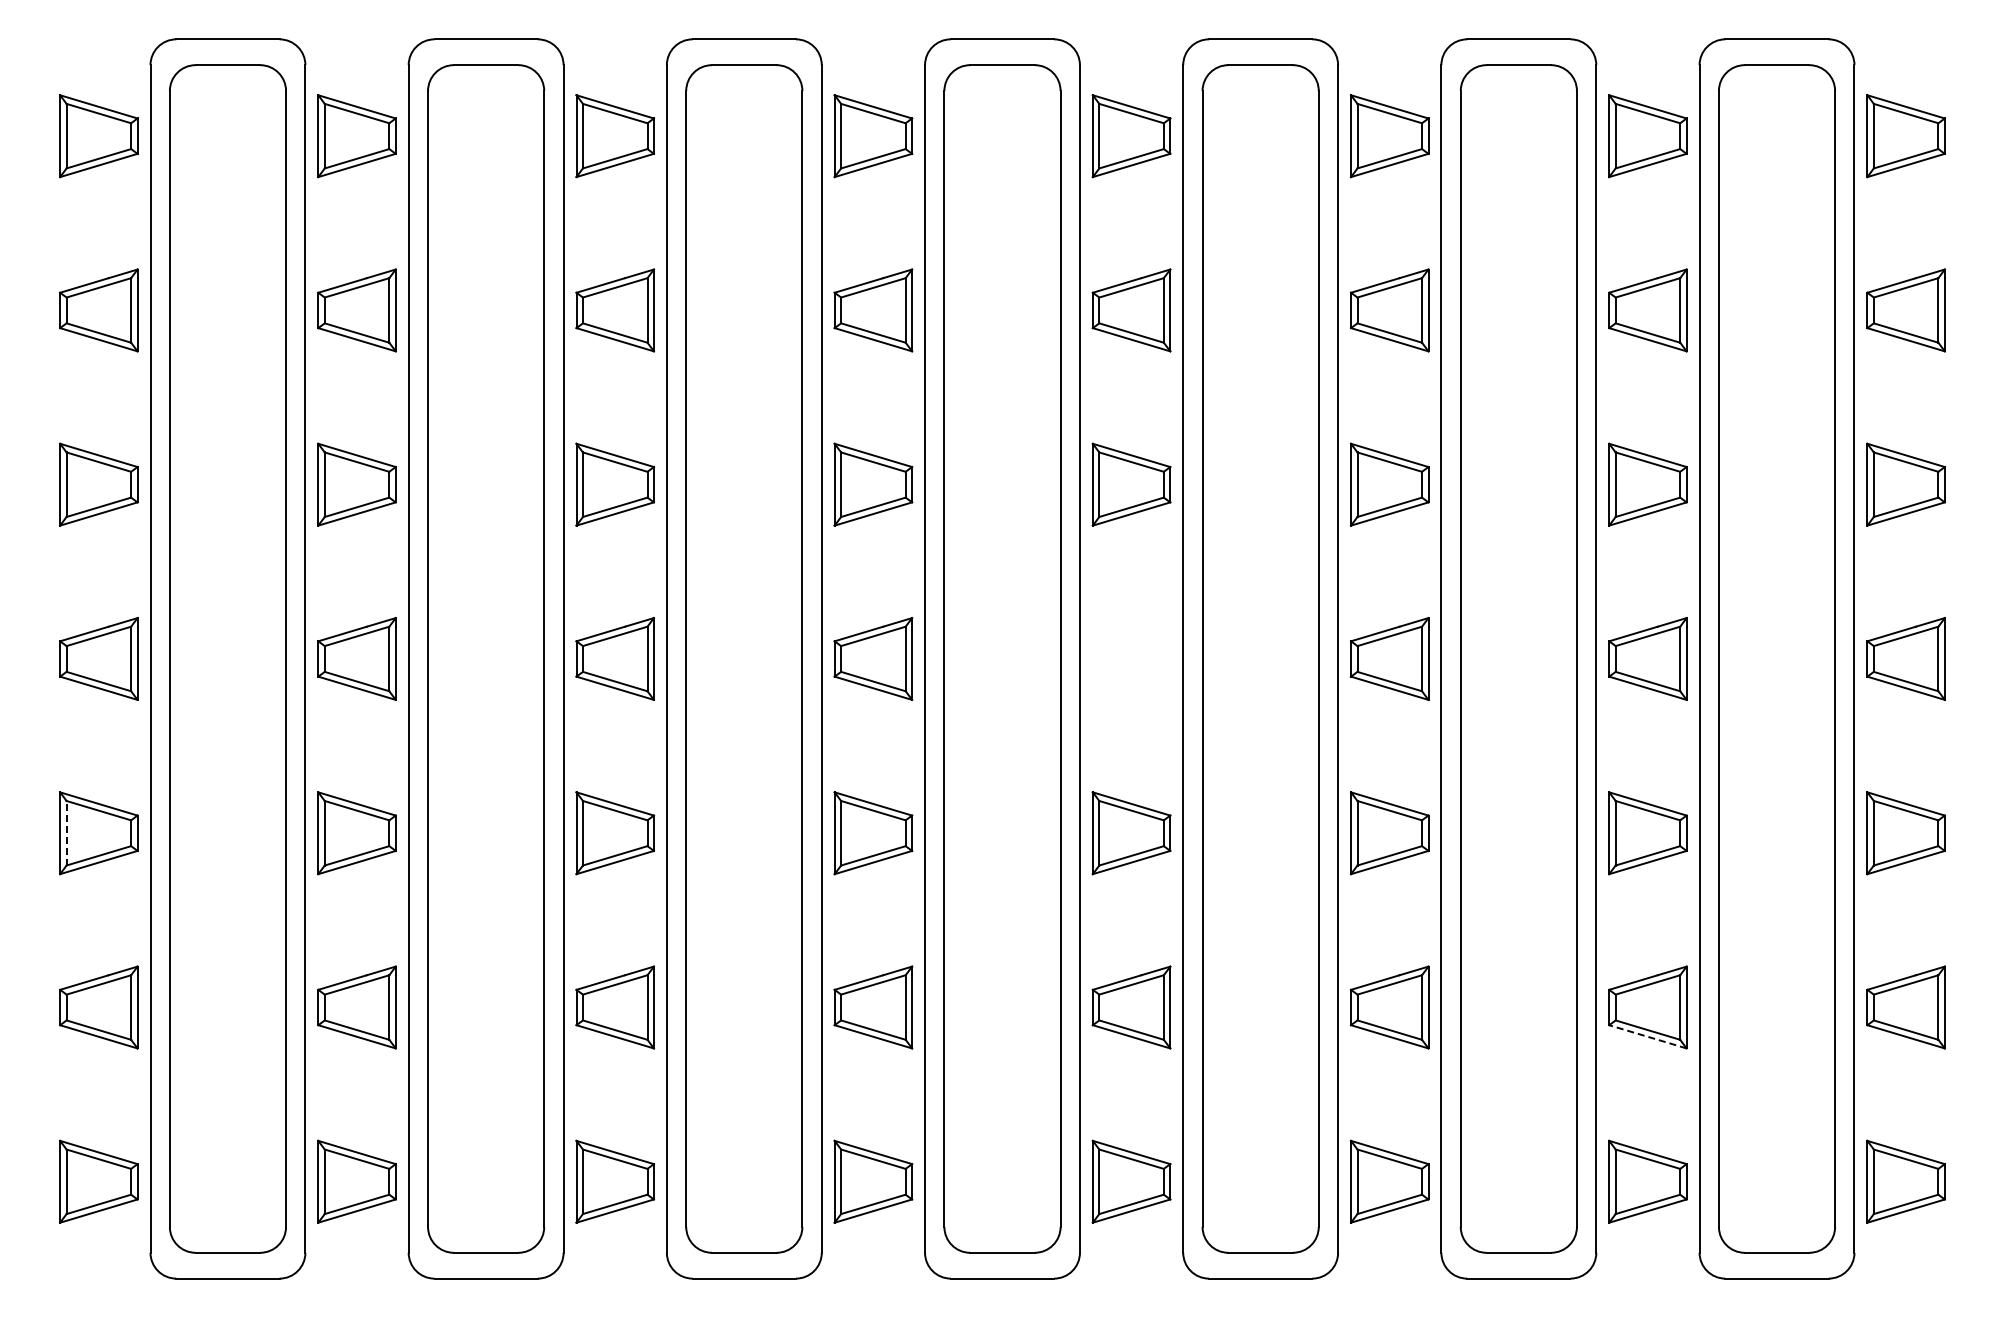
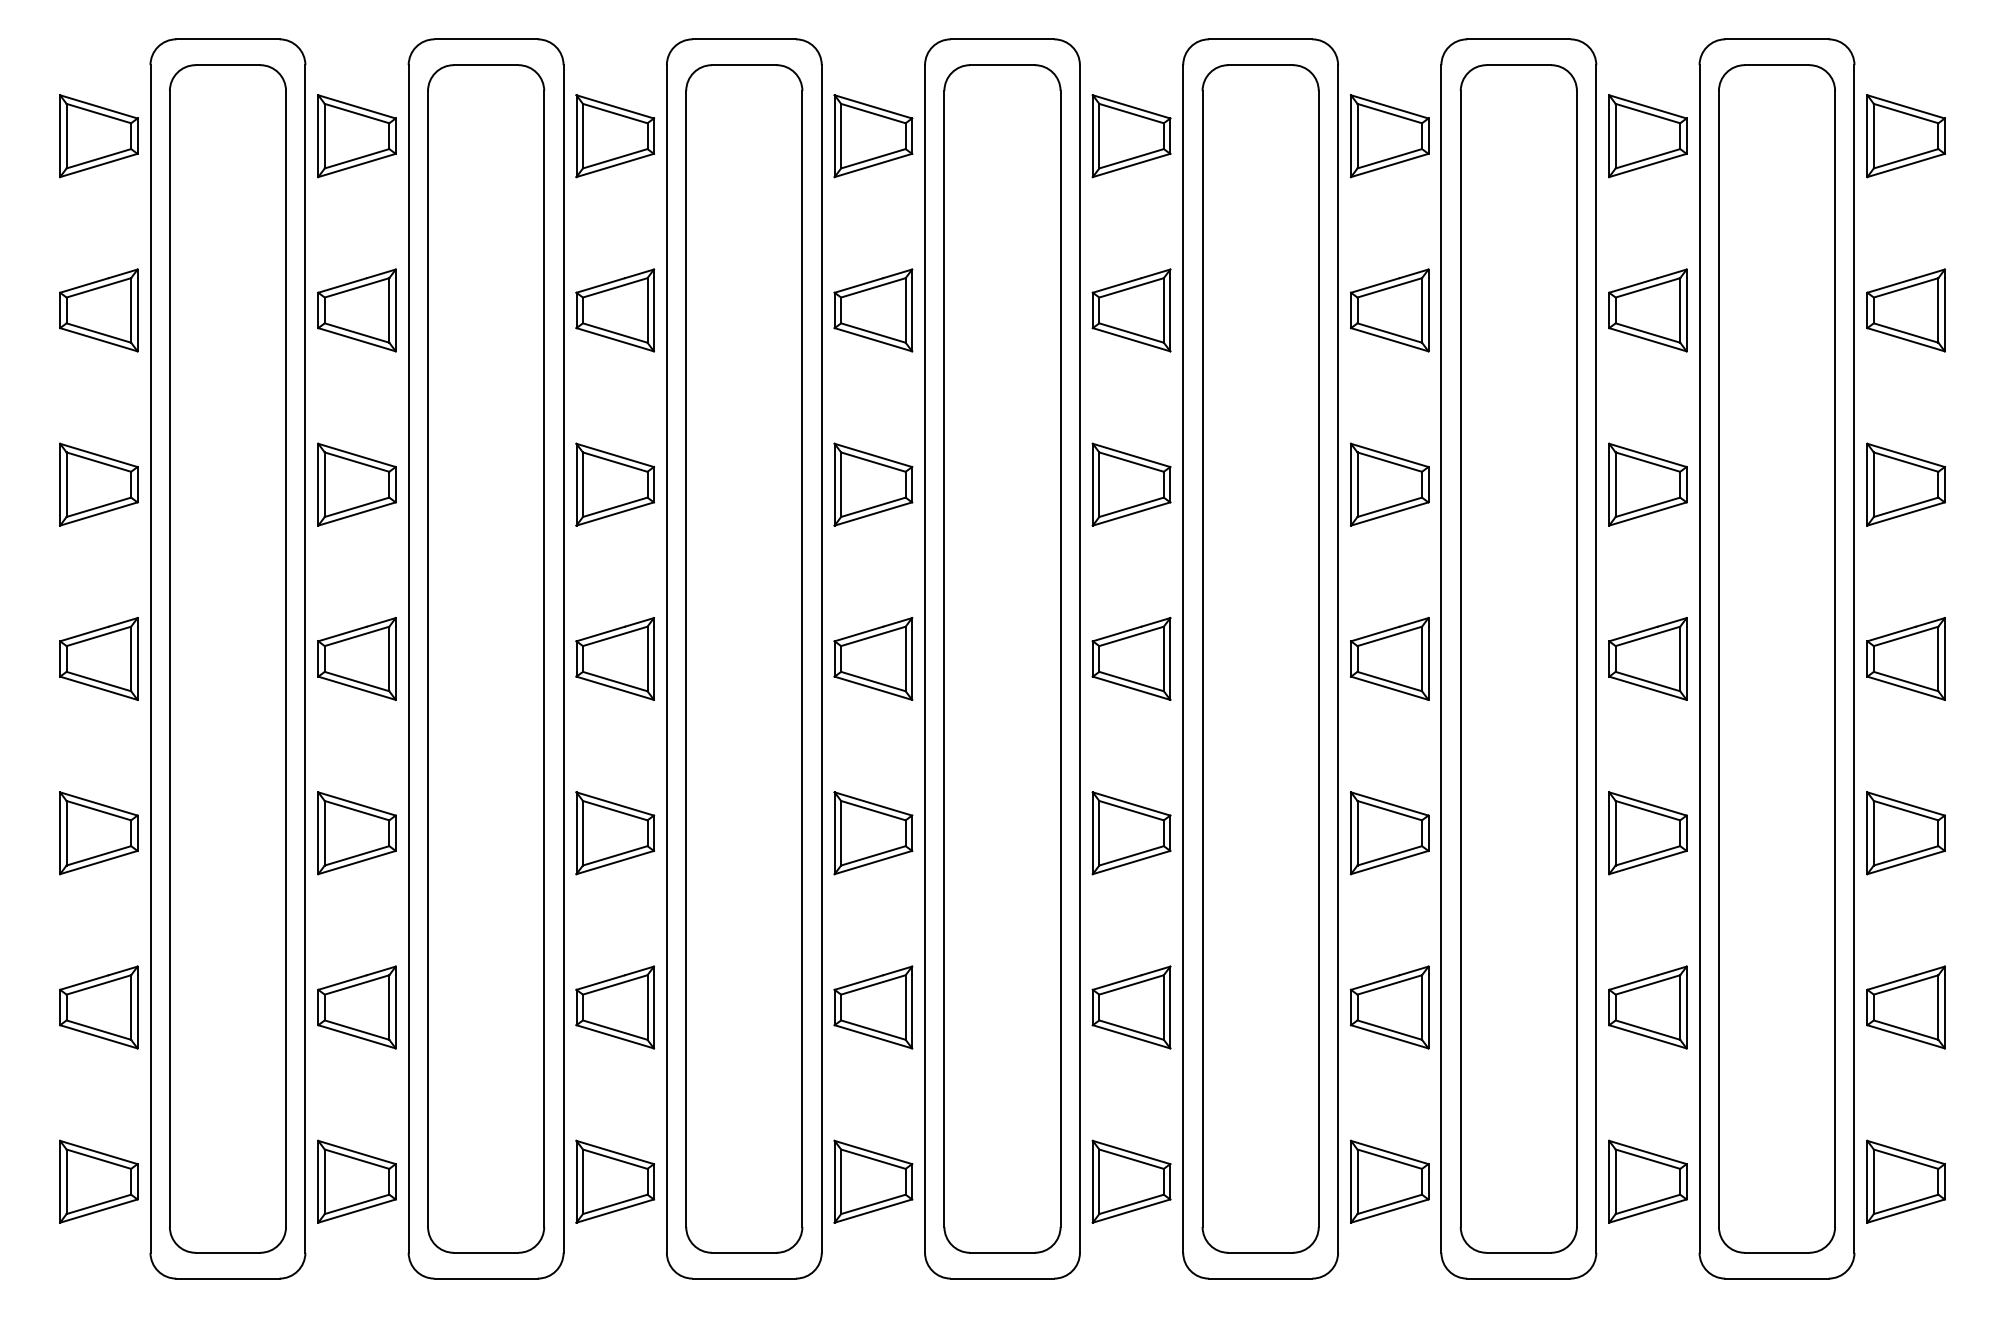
part: none -> present (1131, 658)
line: dashed -> solid (66, 832)
line: dashed -> solid (1647, 1036)
